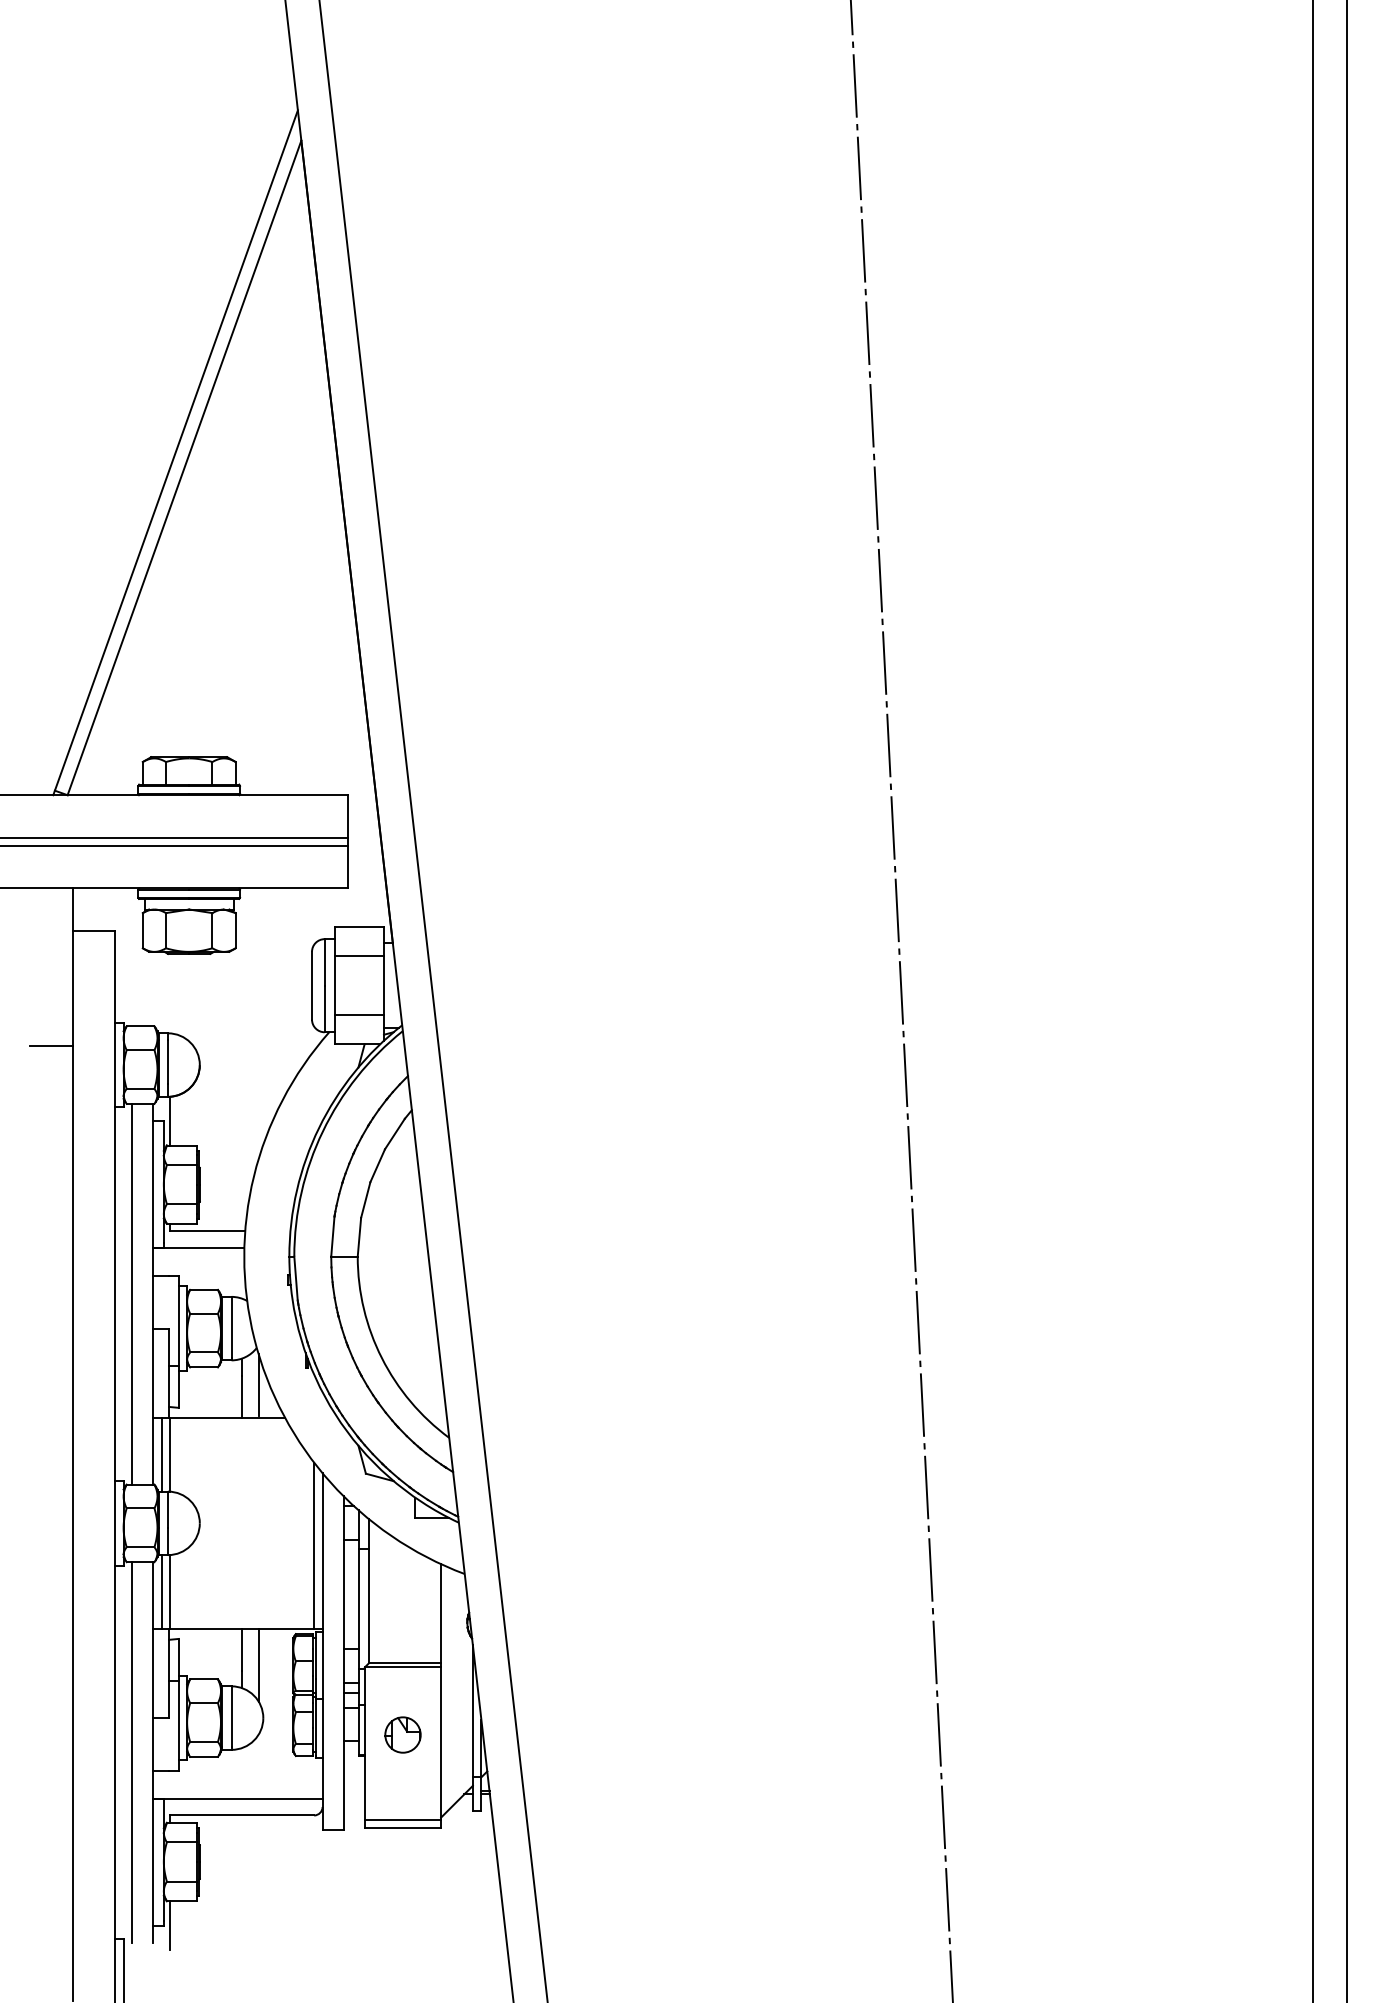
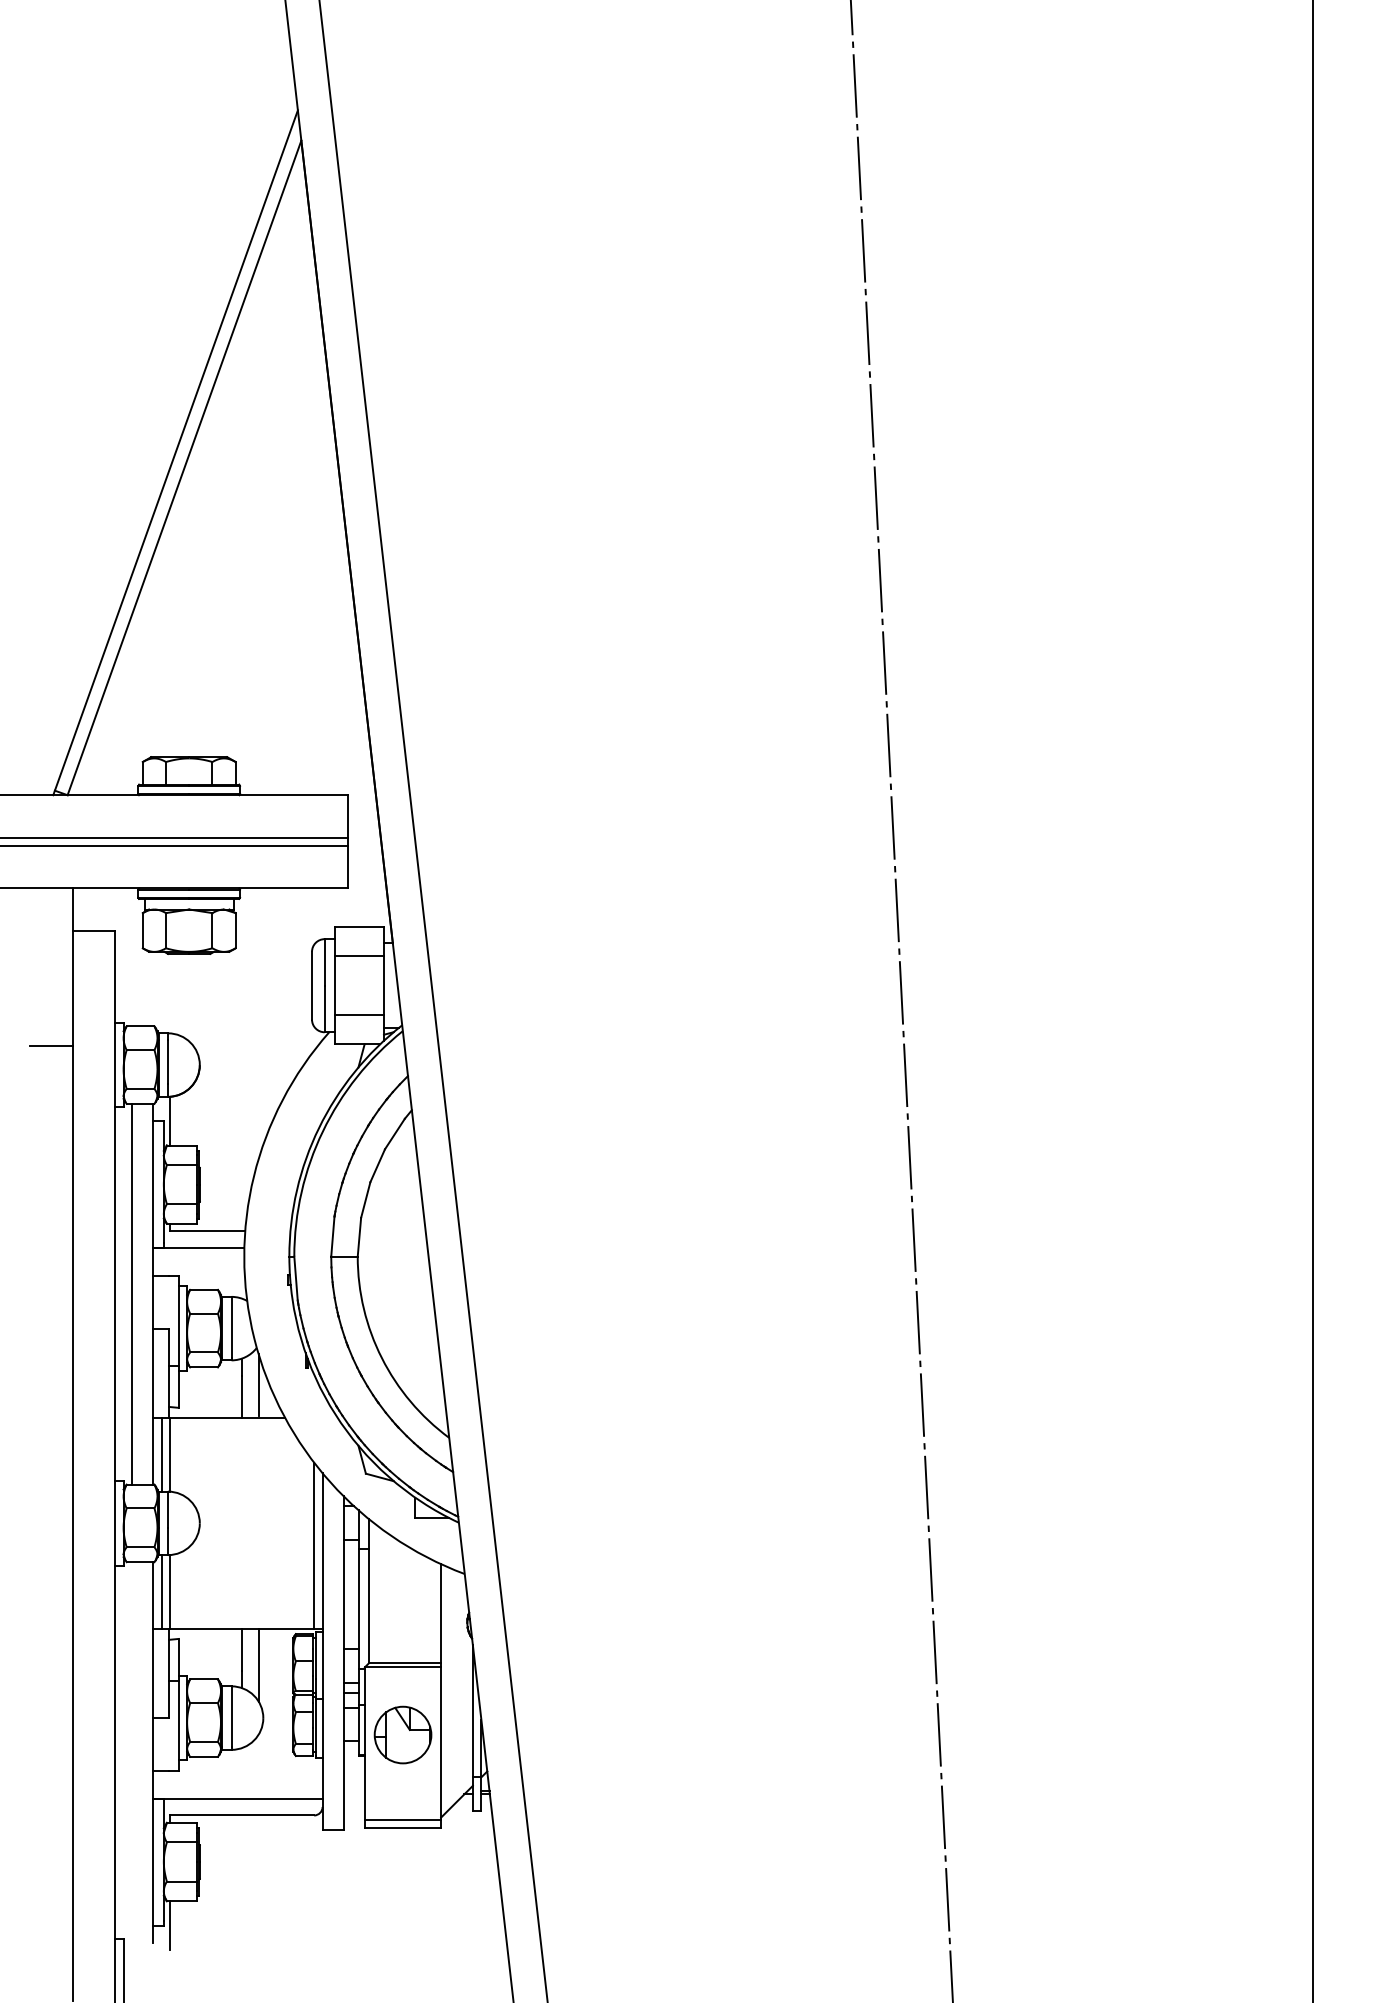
line: present -> none (1347, 1000)
part size: 38x38 px -> 60x60 px (402, 1734)
line: present -> none (132, 1752)
